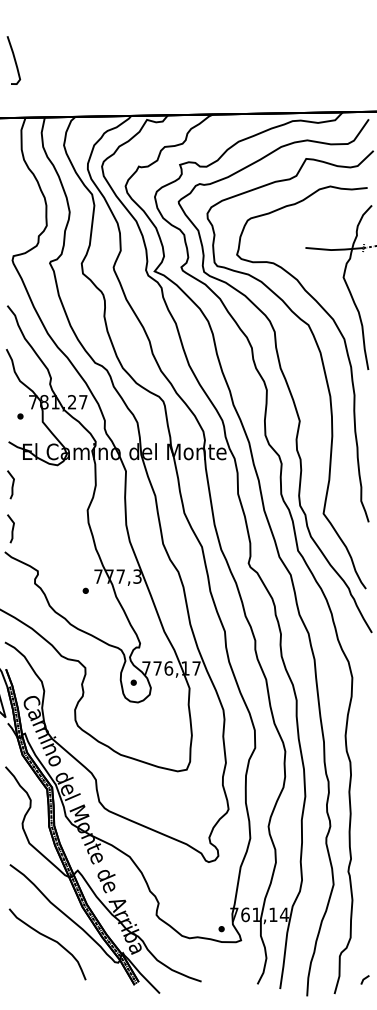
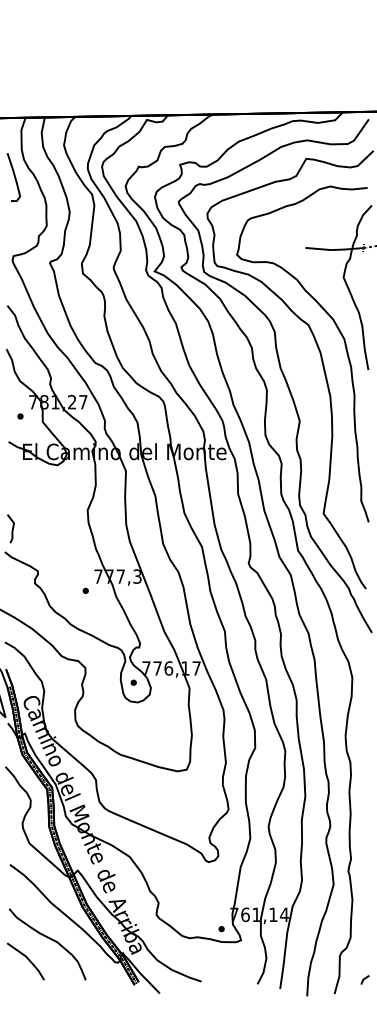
curve position: (14, 60) -> (14, 177) (14, 177)
line: present -> none (12, 484)
line: none -> present (27, 959)
